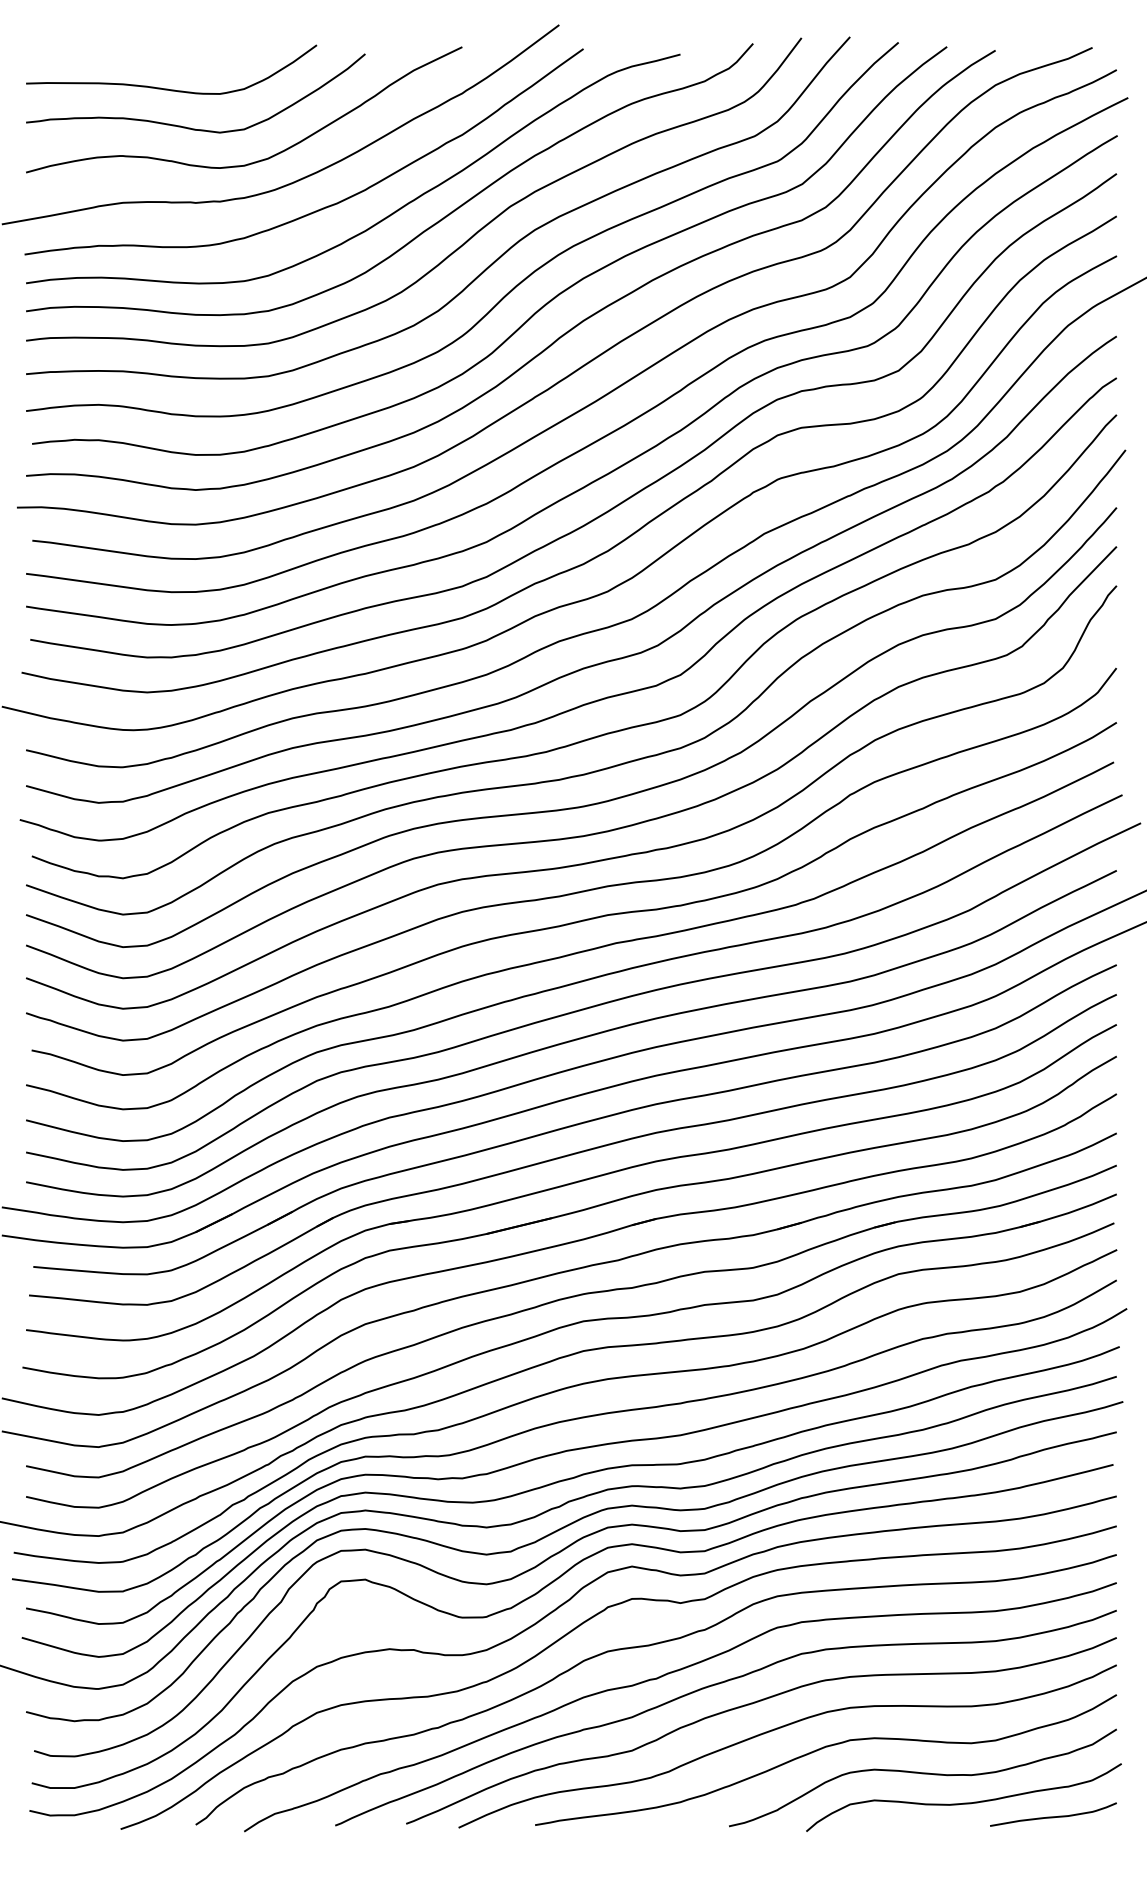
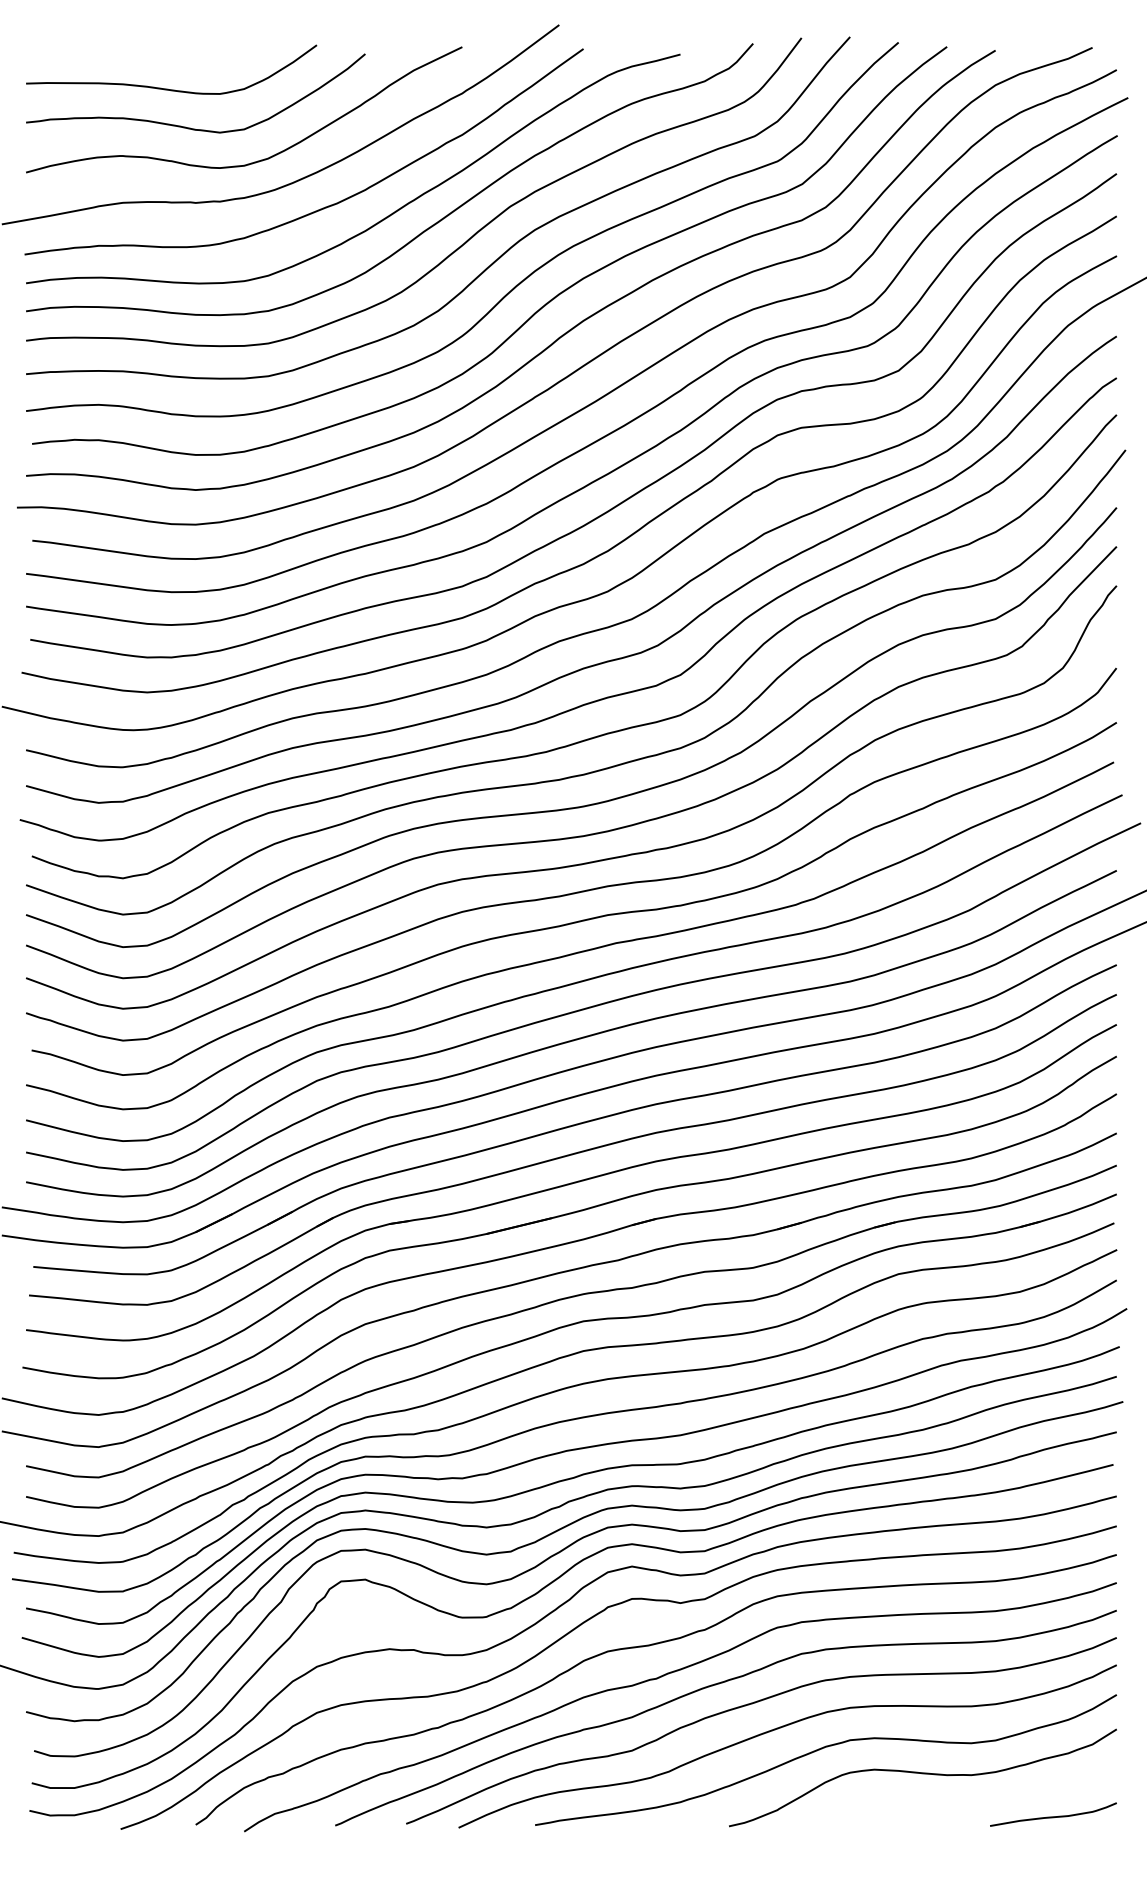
curve: present -> none (963, 1802)
